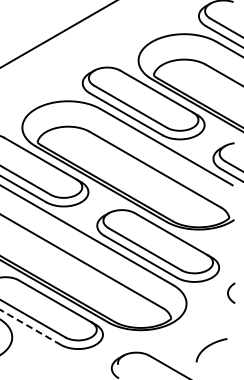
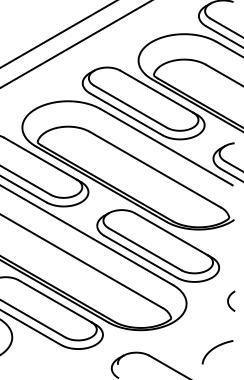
line: none -> present (75, 44)
curve position: (229, 291) -> (229, 299) (229, 299)
line: dashed -> solid (30, 327)
curve position: (208, 347) -> (214, 349) (214, 349)
